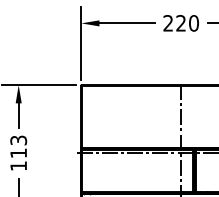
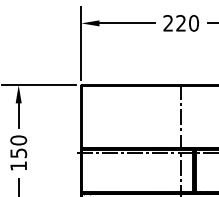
text: 113 -> 150 (18, 146)
